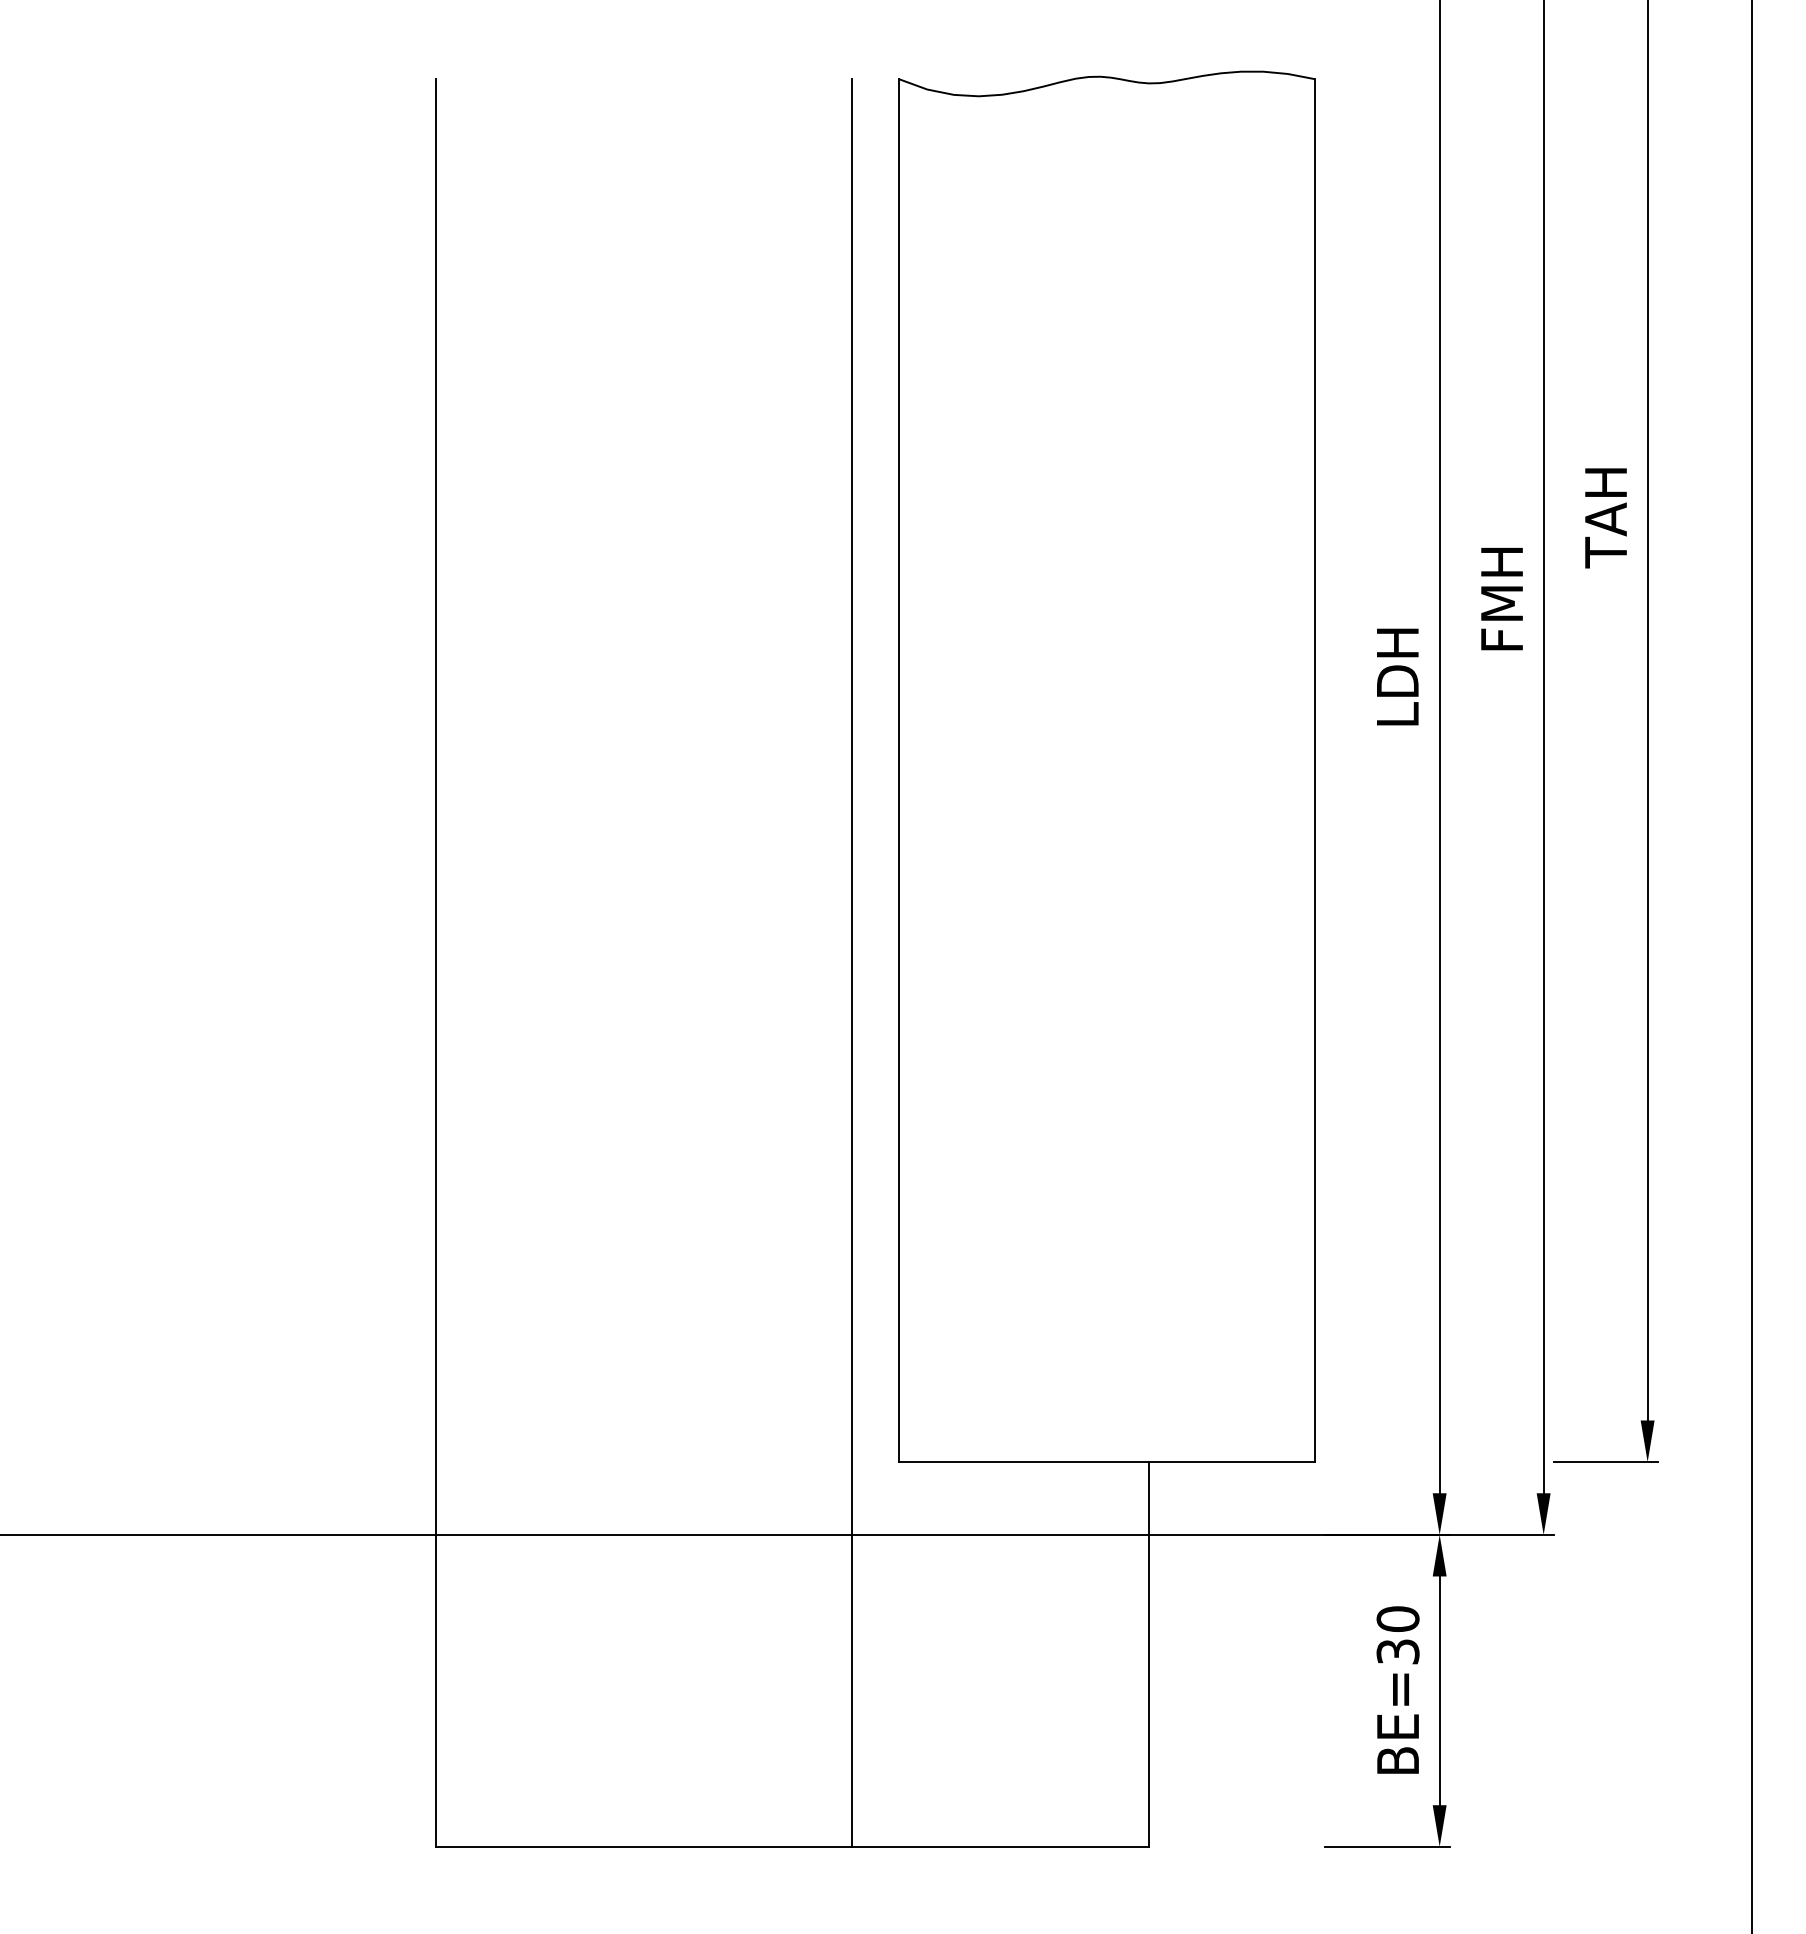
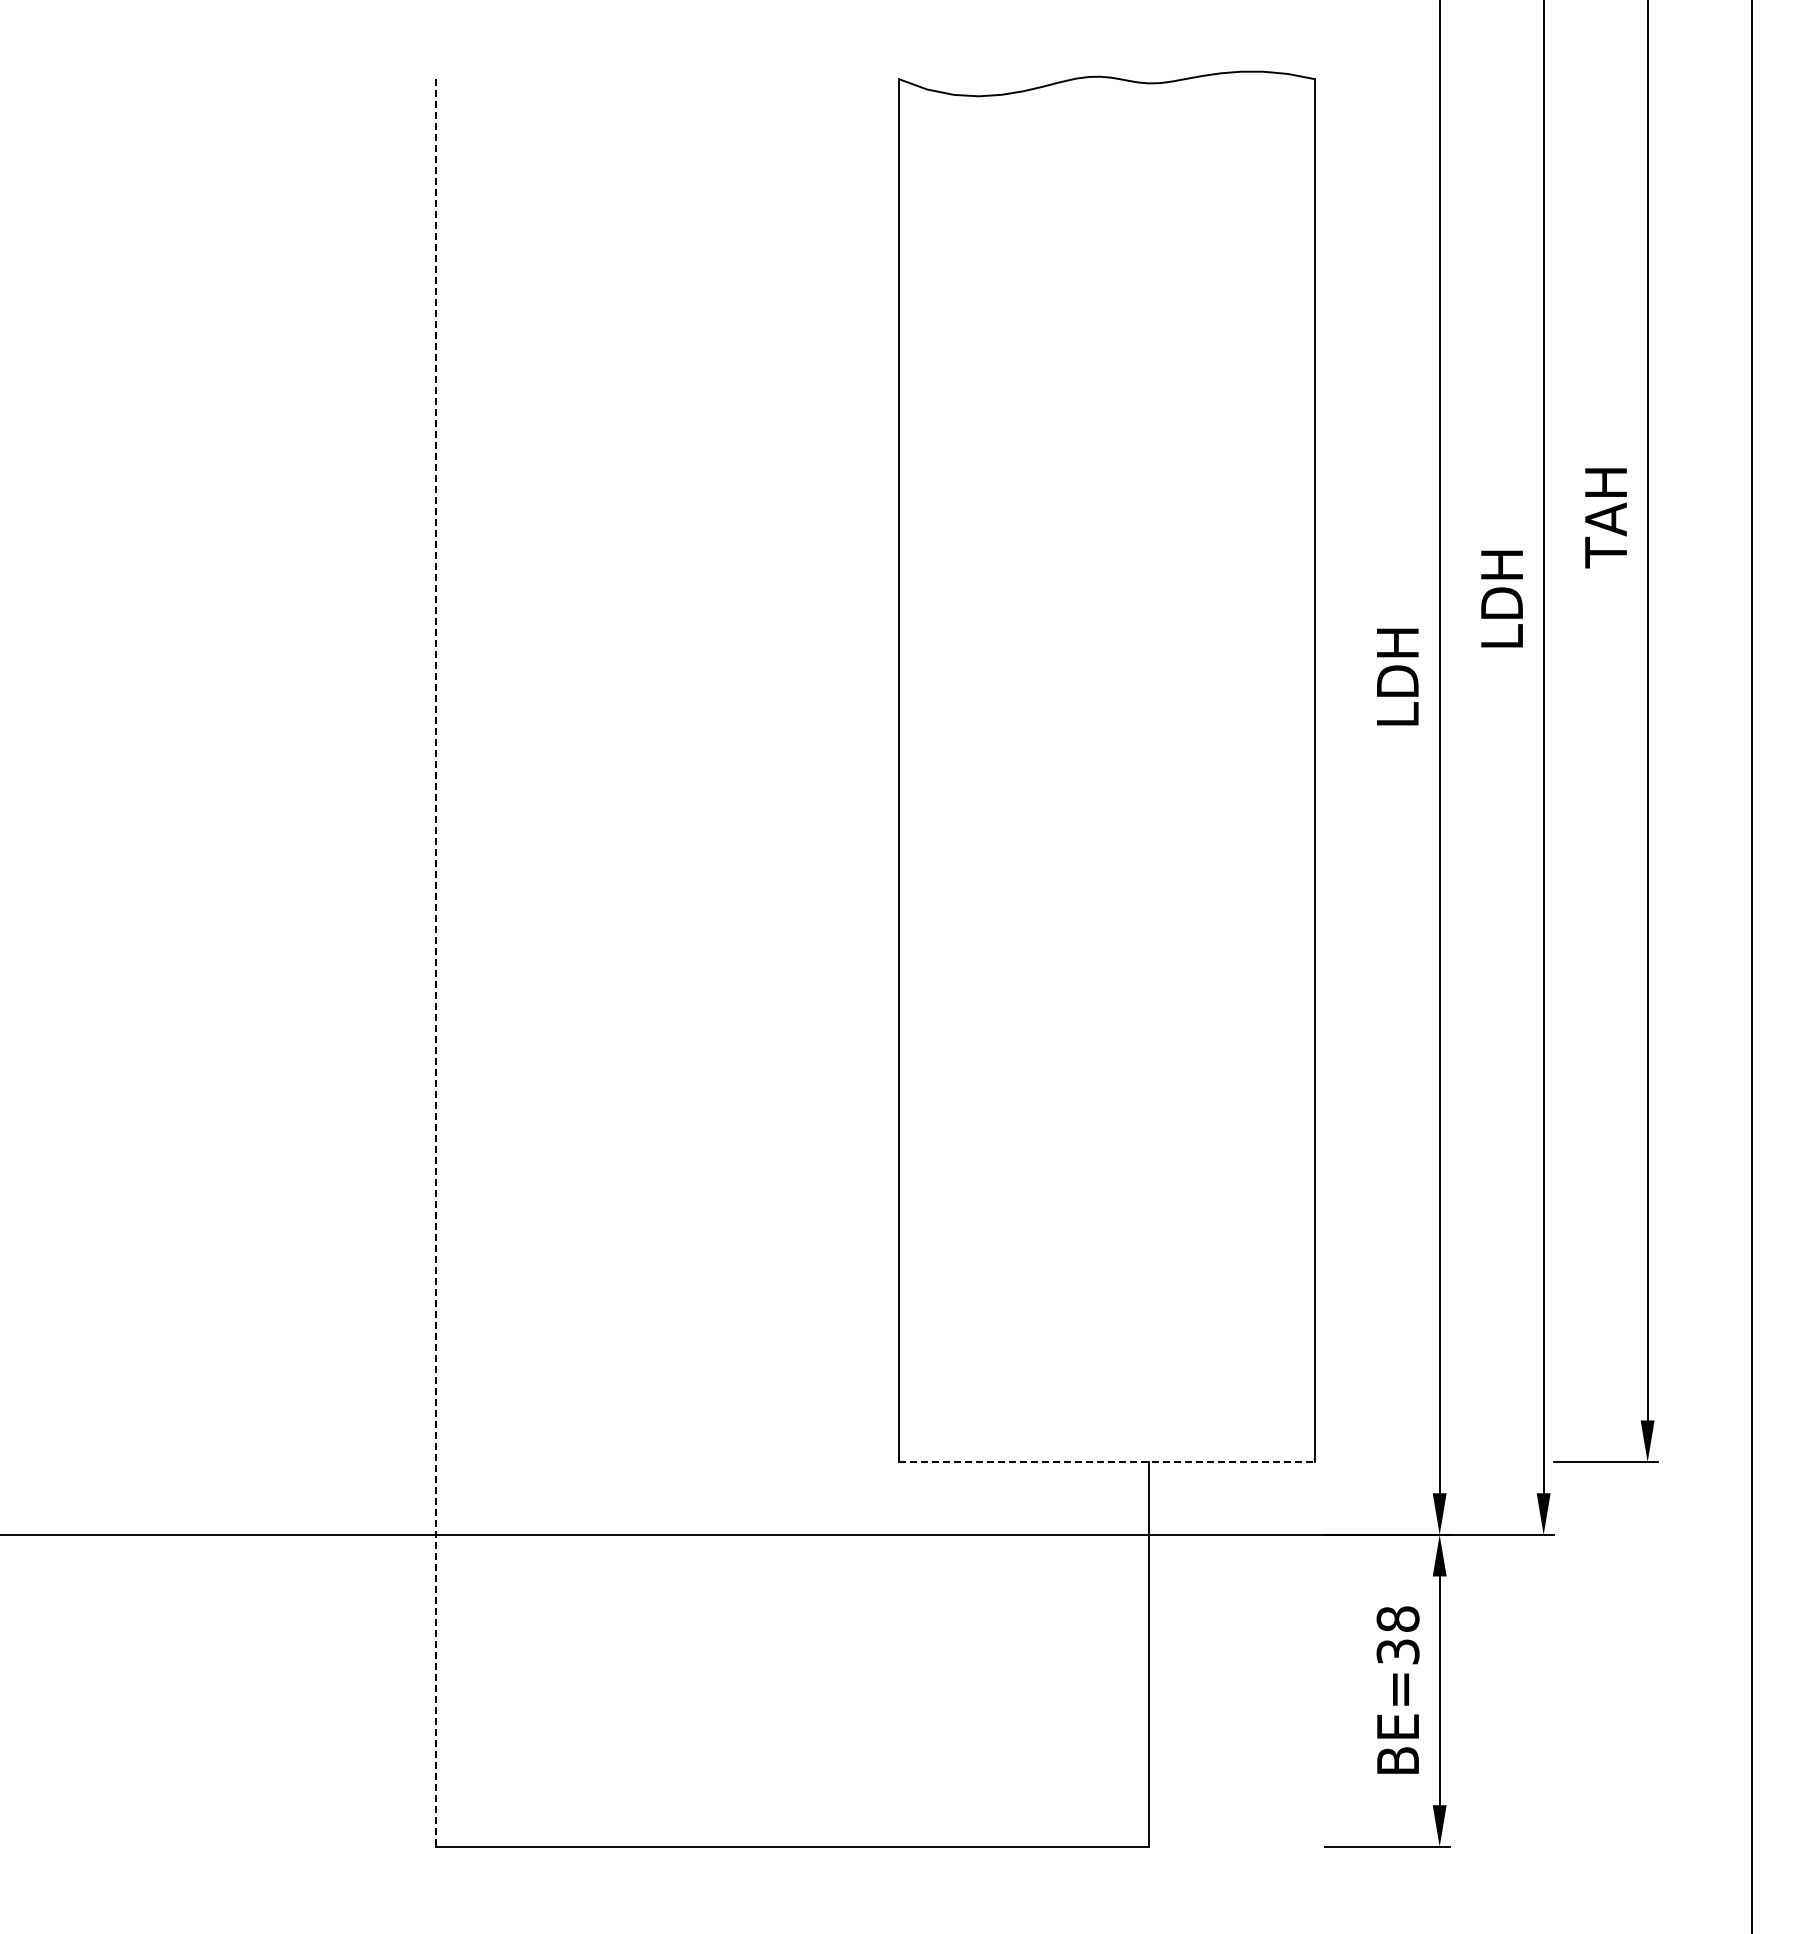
text: FMH -> LDH (1501, 598)
line: solid -> dashed (436, 962)
line: present -> none (852, 962)
line: solid -> dashed (1106, 1462)
text: BE=30 -> BE=38 (1397, 1619)
